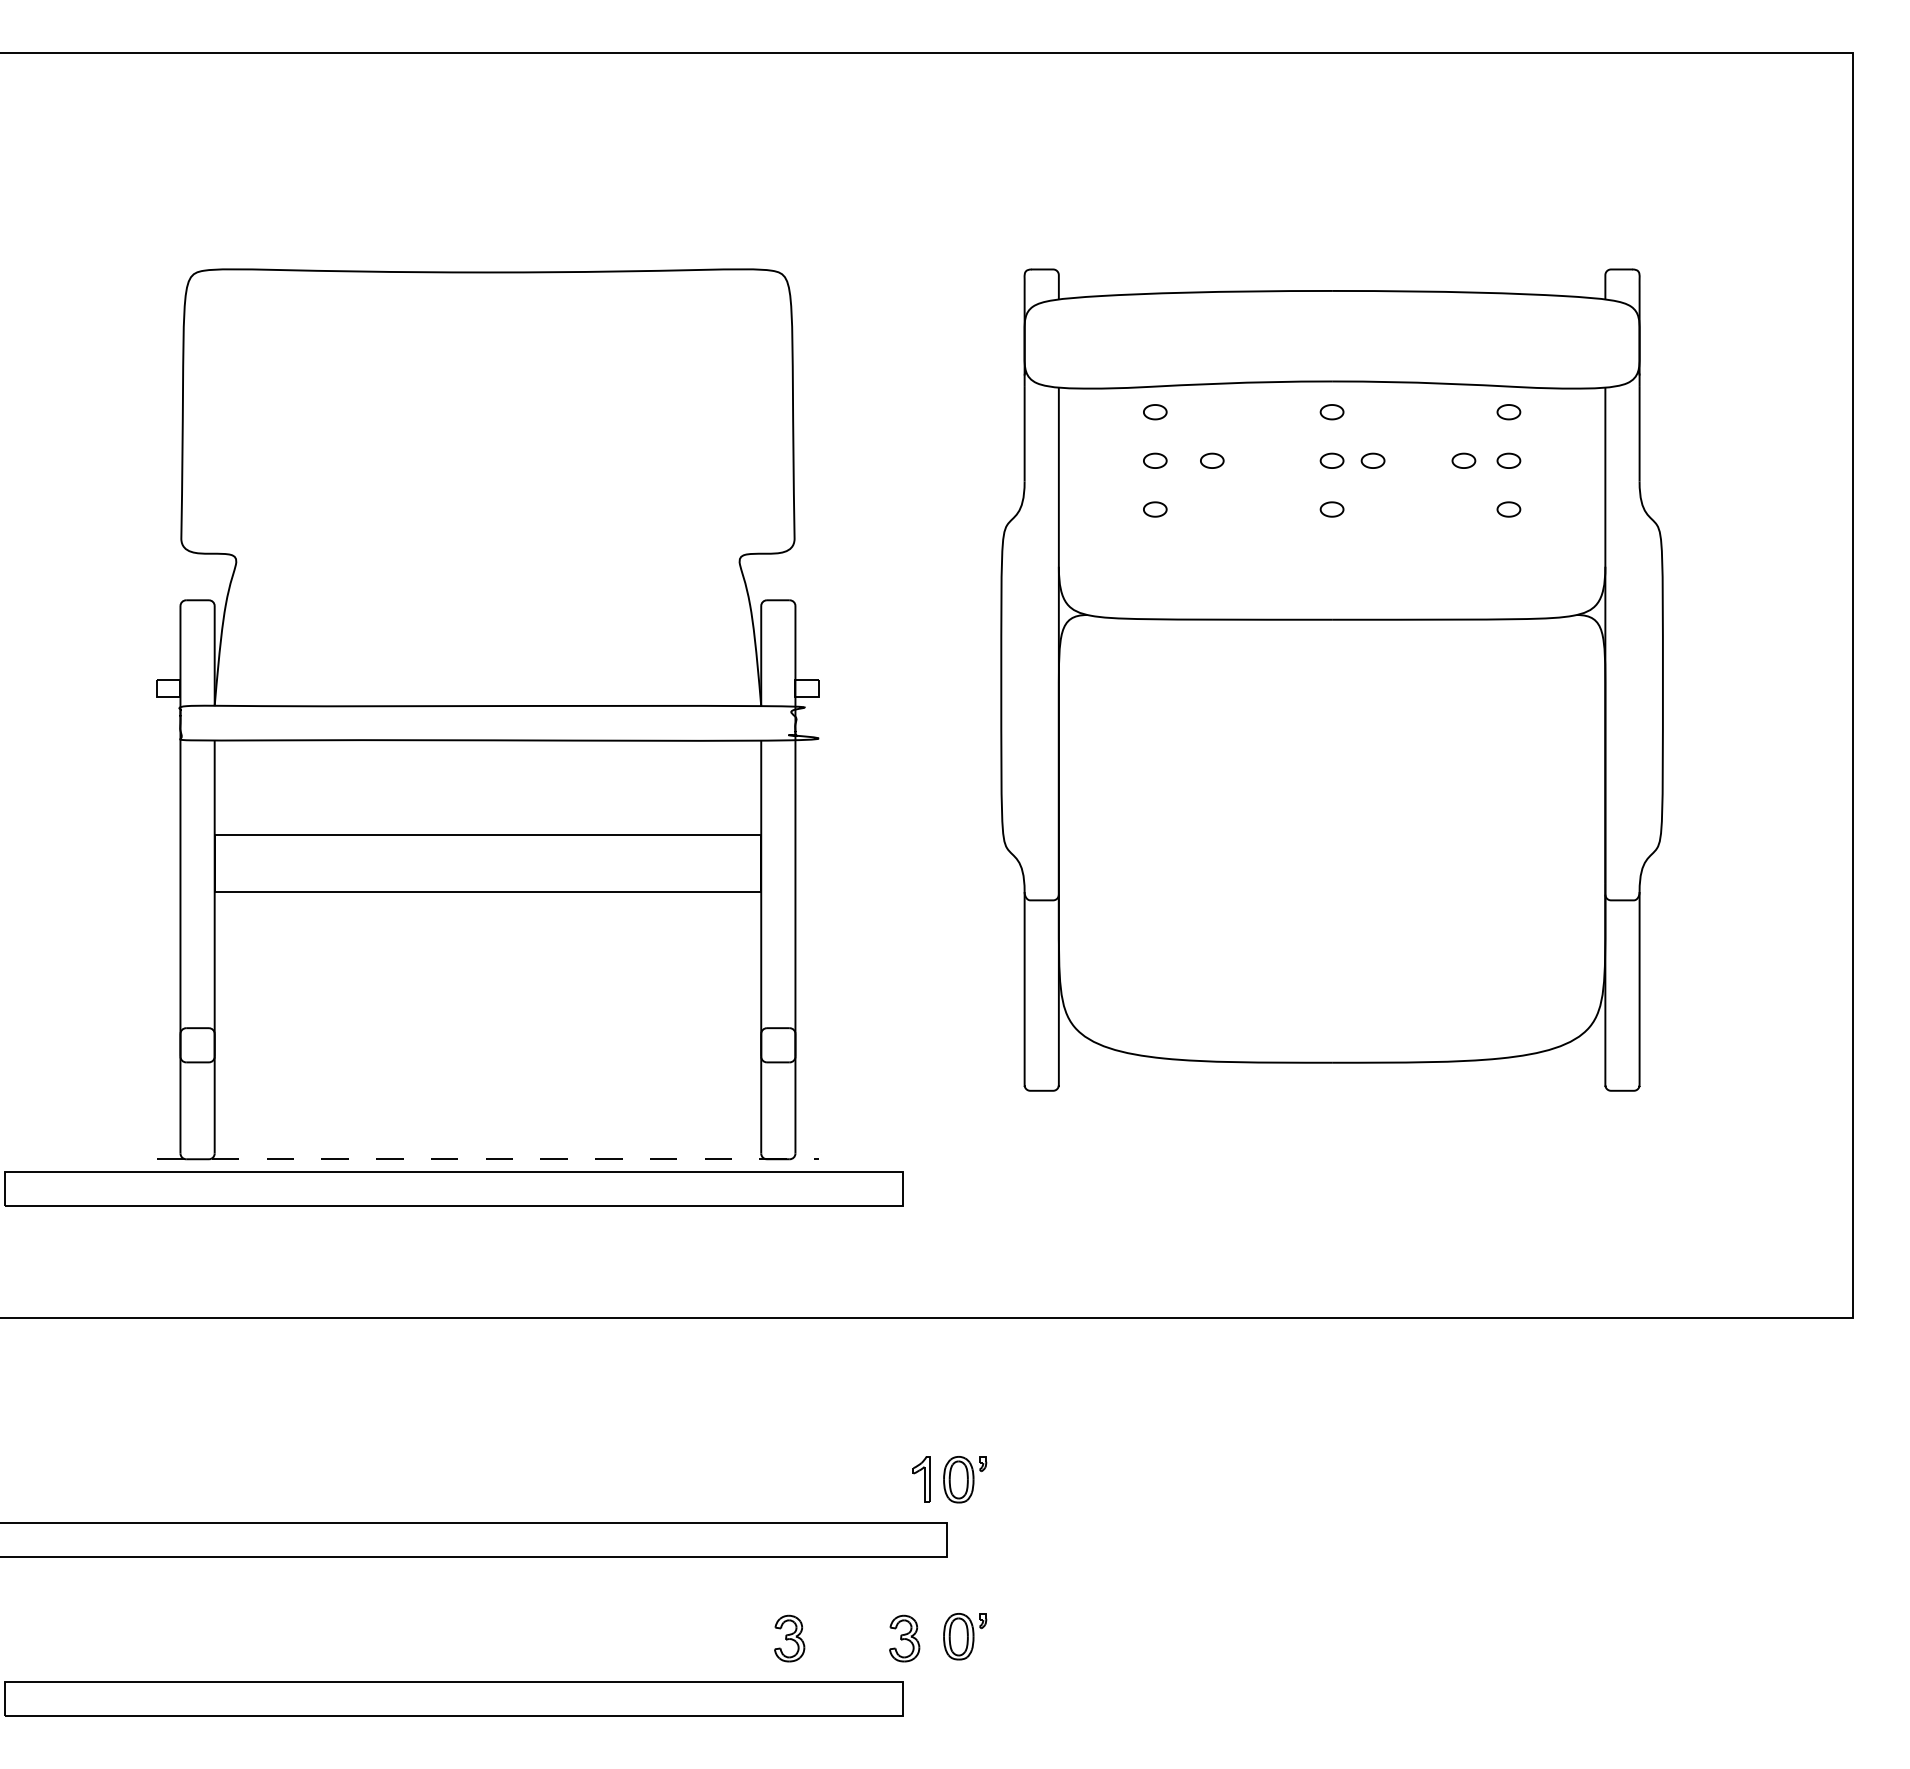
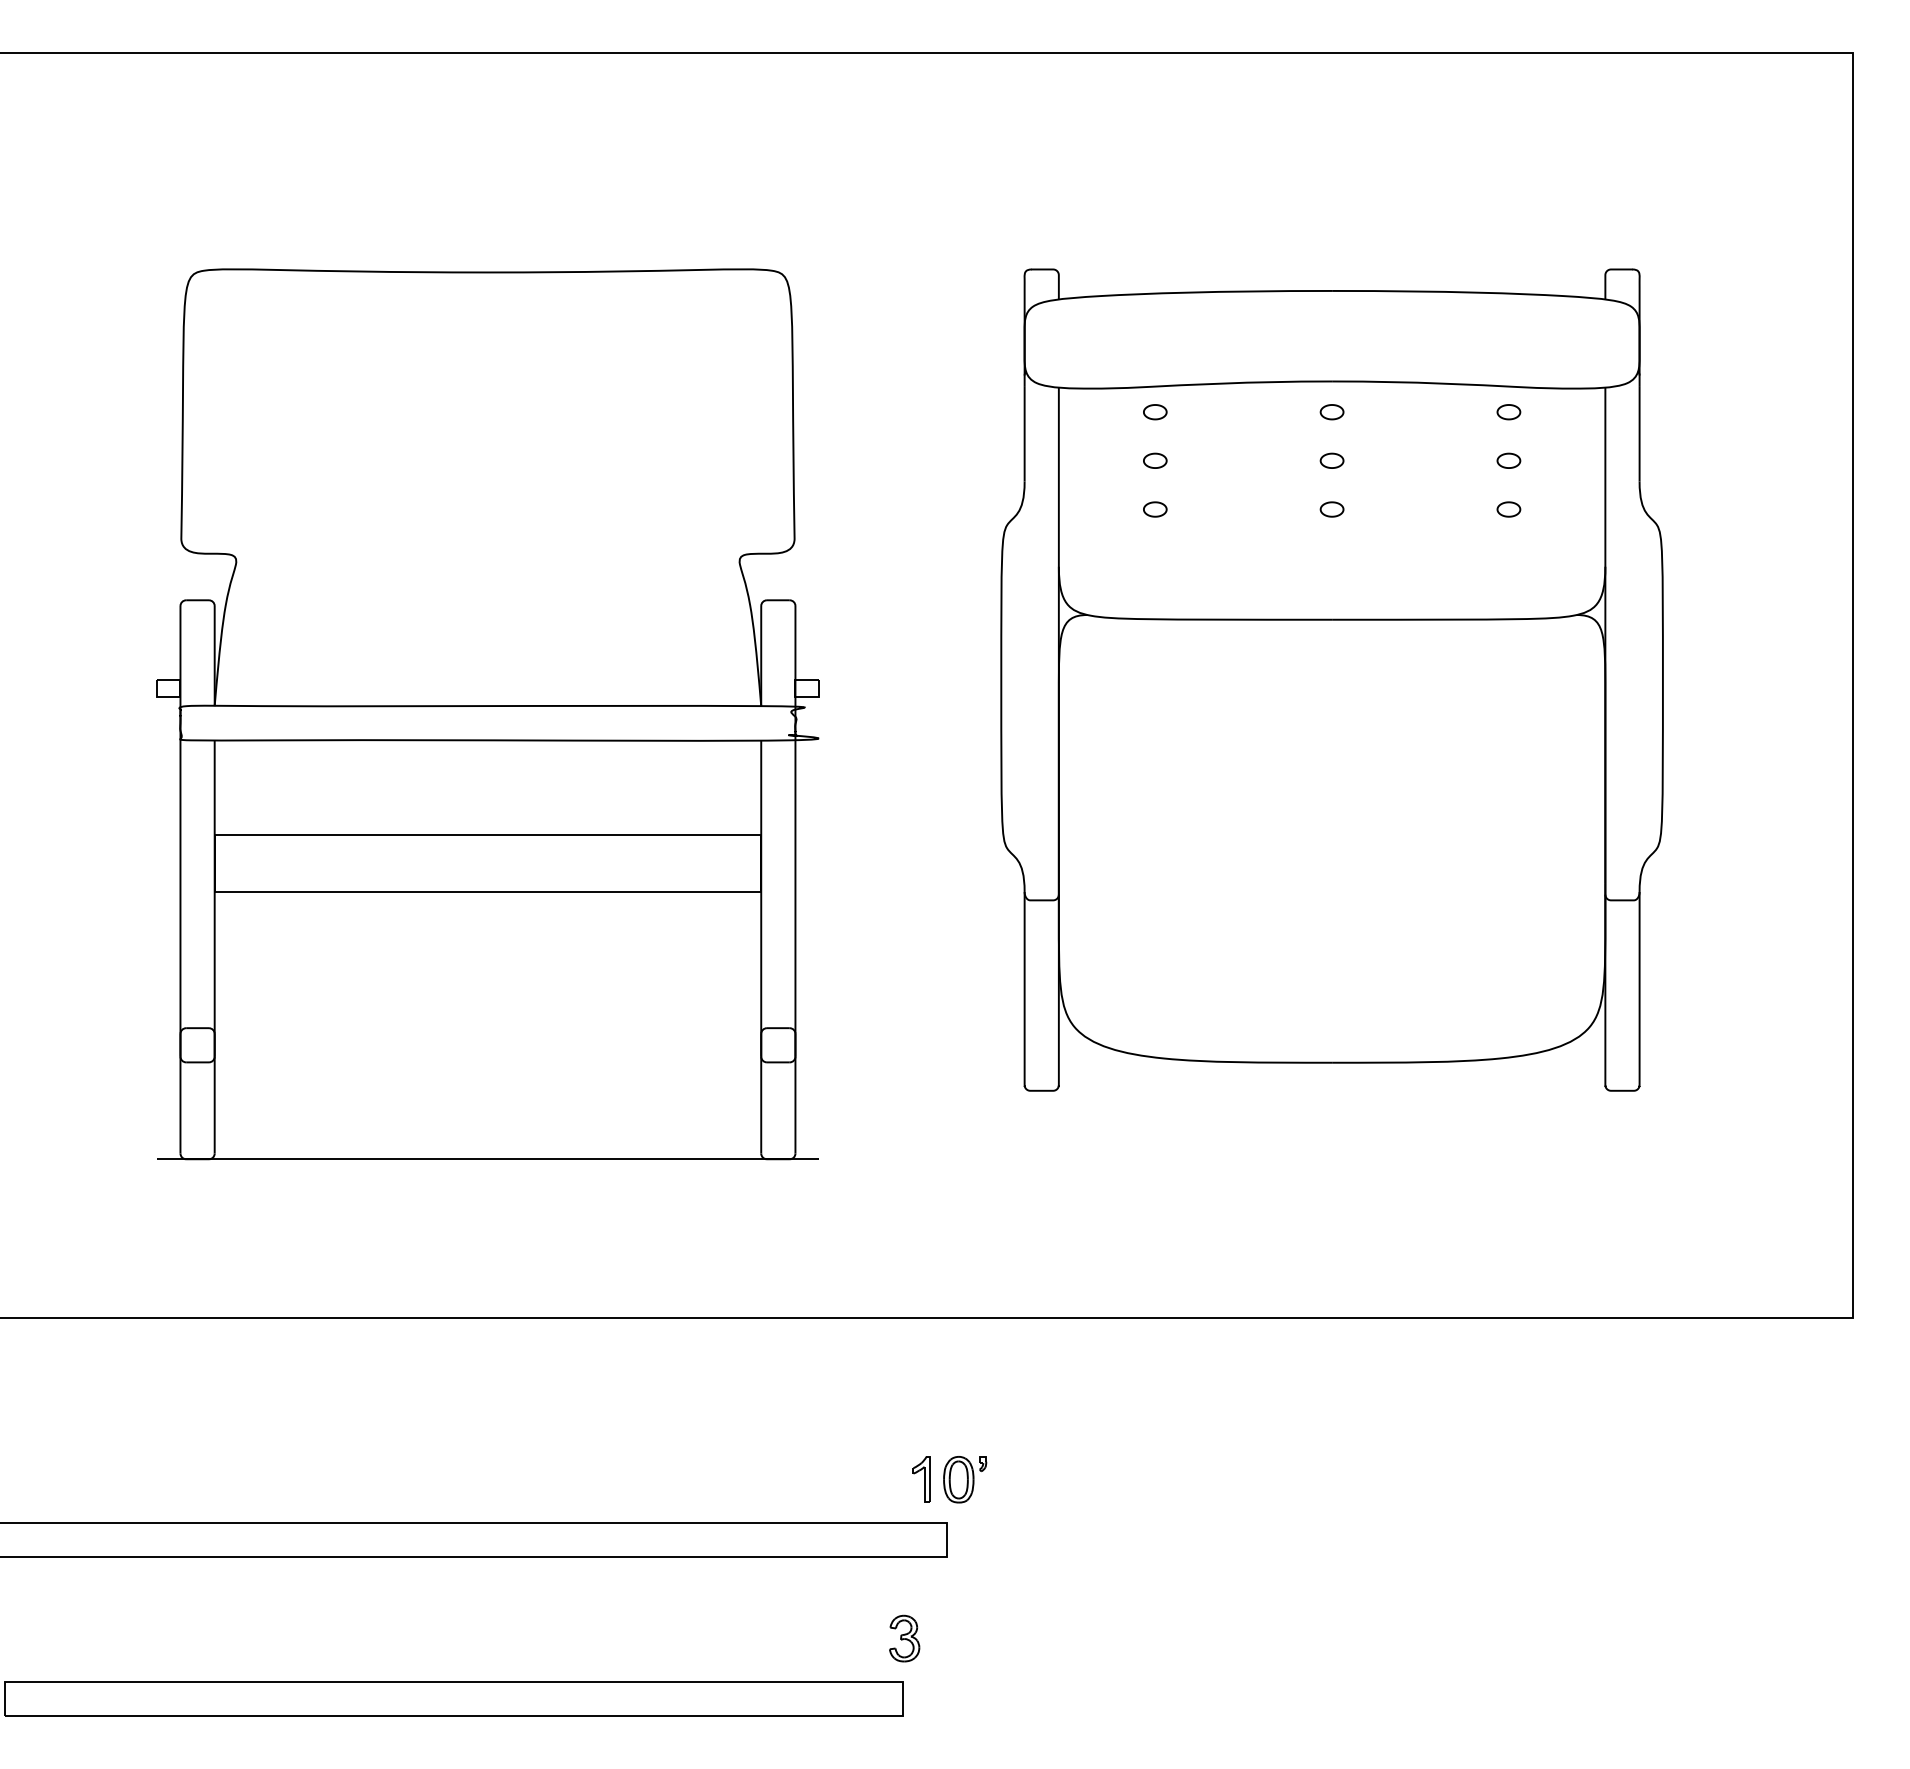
part: present -> none (1212, 460)
part: present -> none (1372, 460)
part: present -> none (1463, 460)
line: dashed -> solid (487, 1159)
part: present -> none (453, 1188)
part: present -> none (965, 1636)
part: present -> none (789, 1638)
